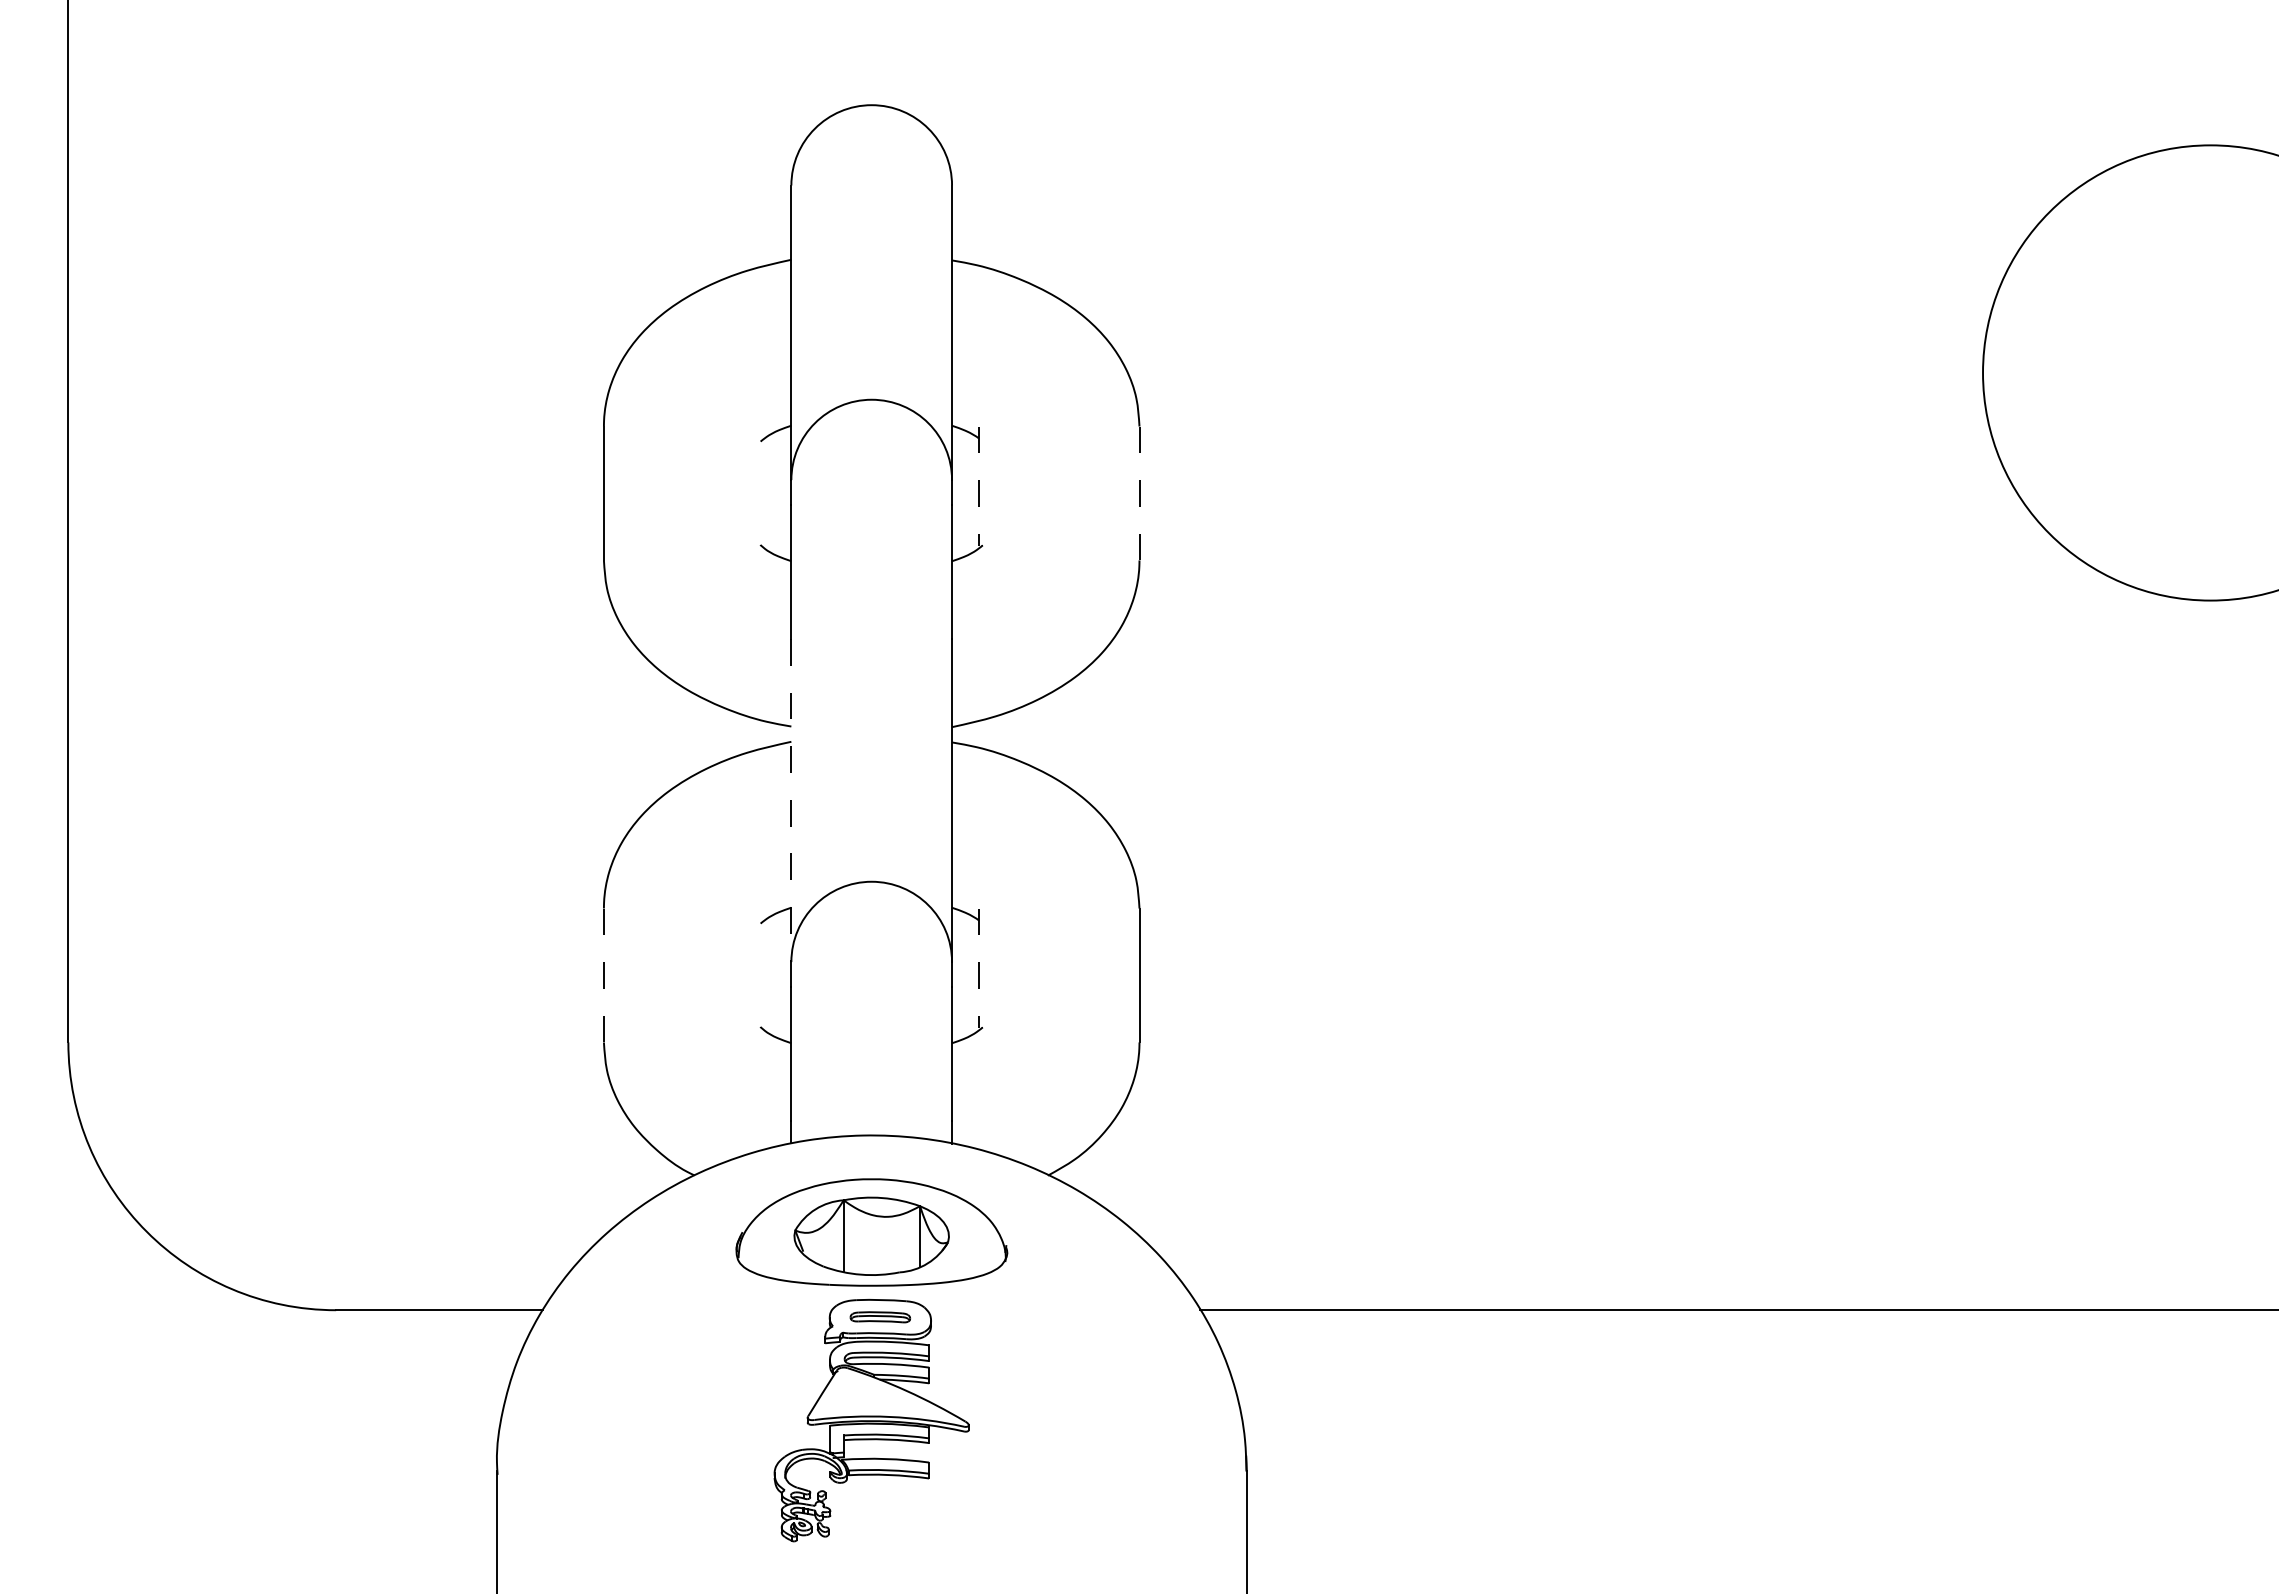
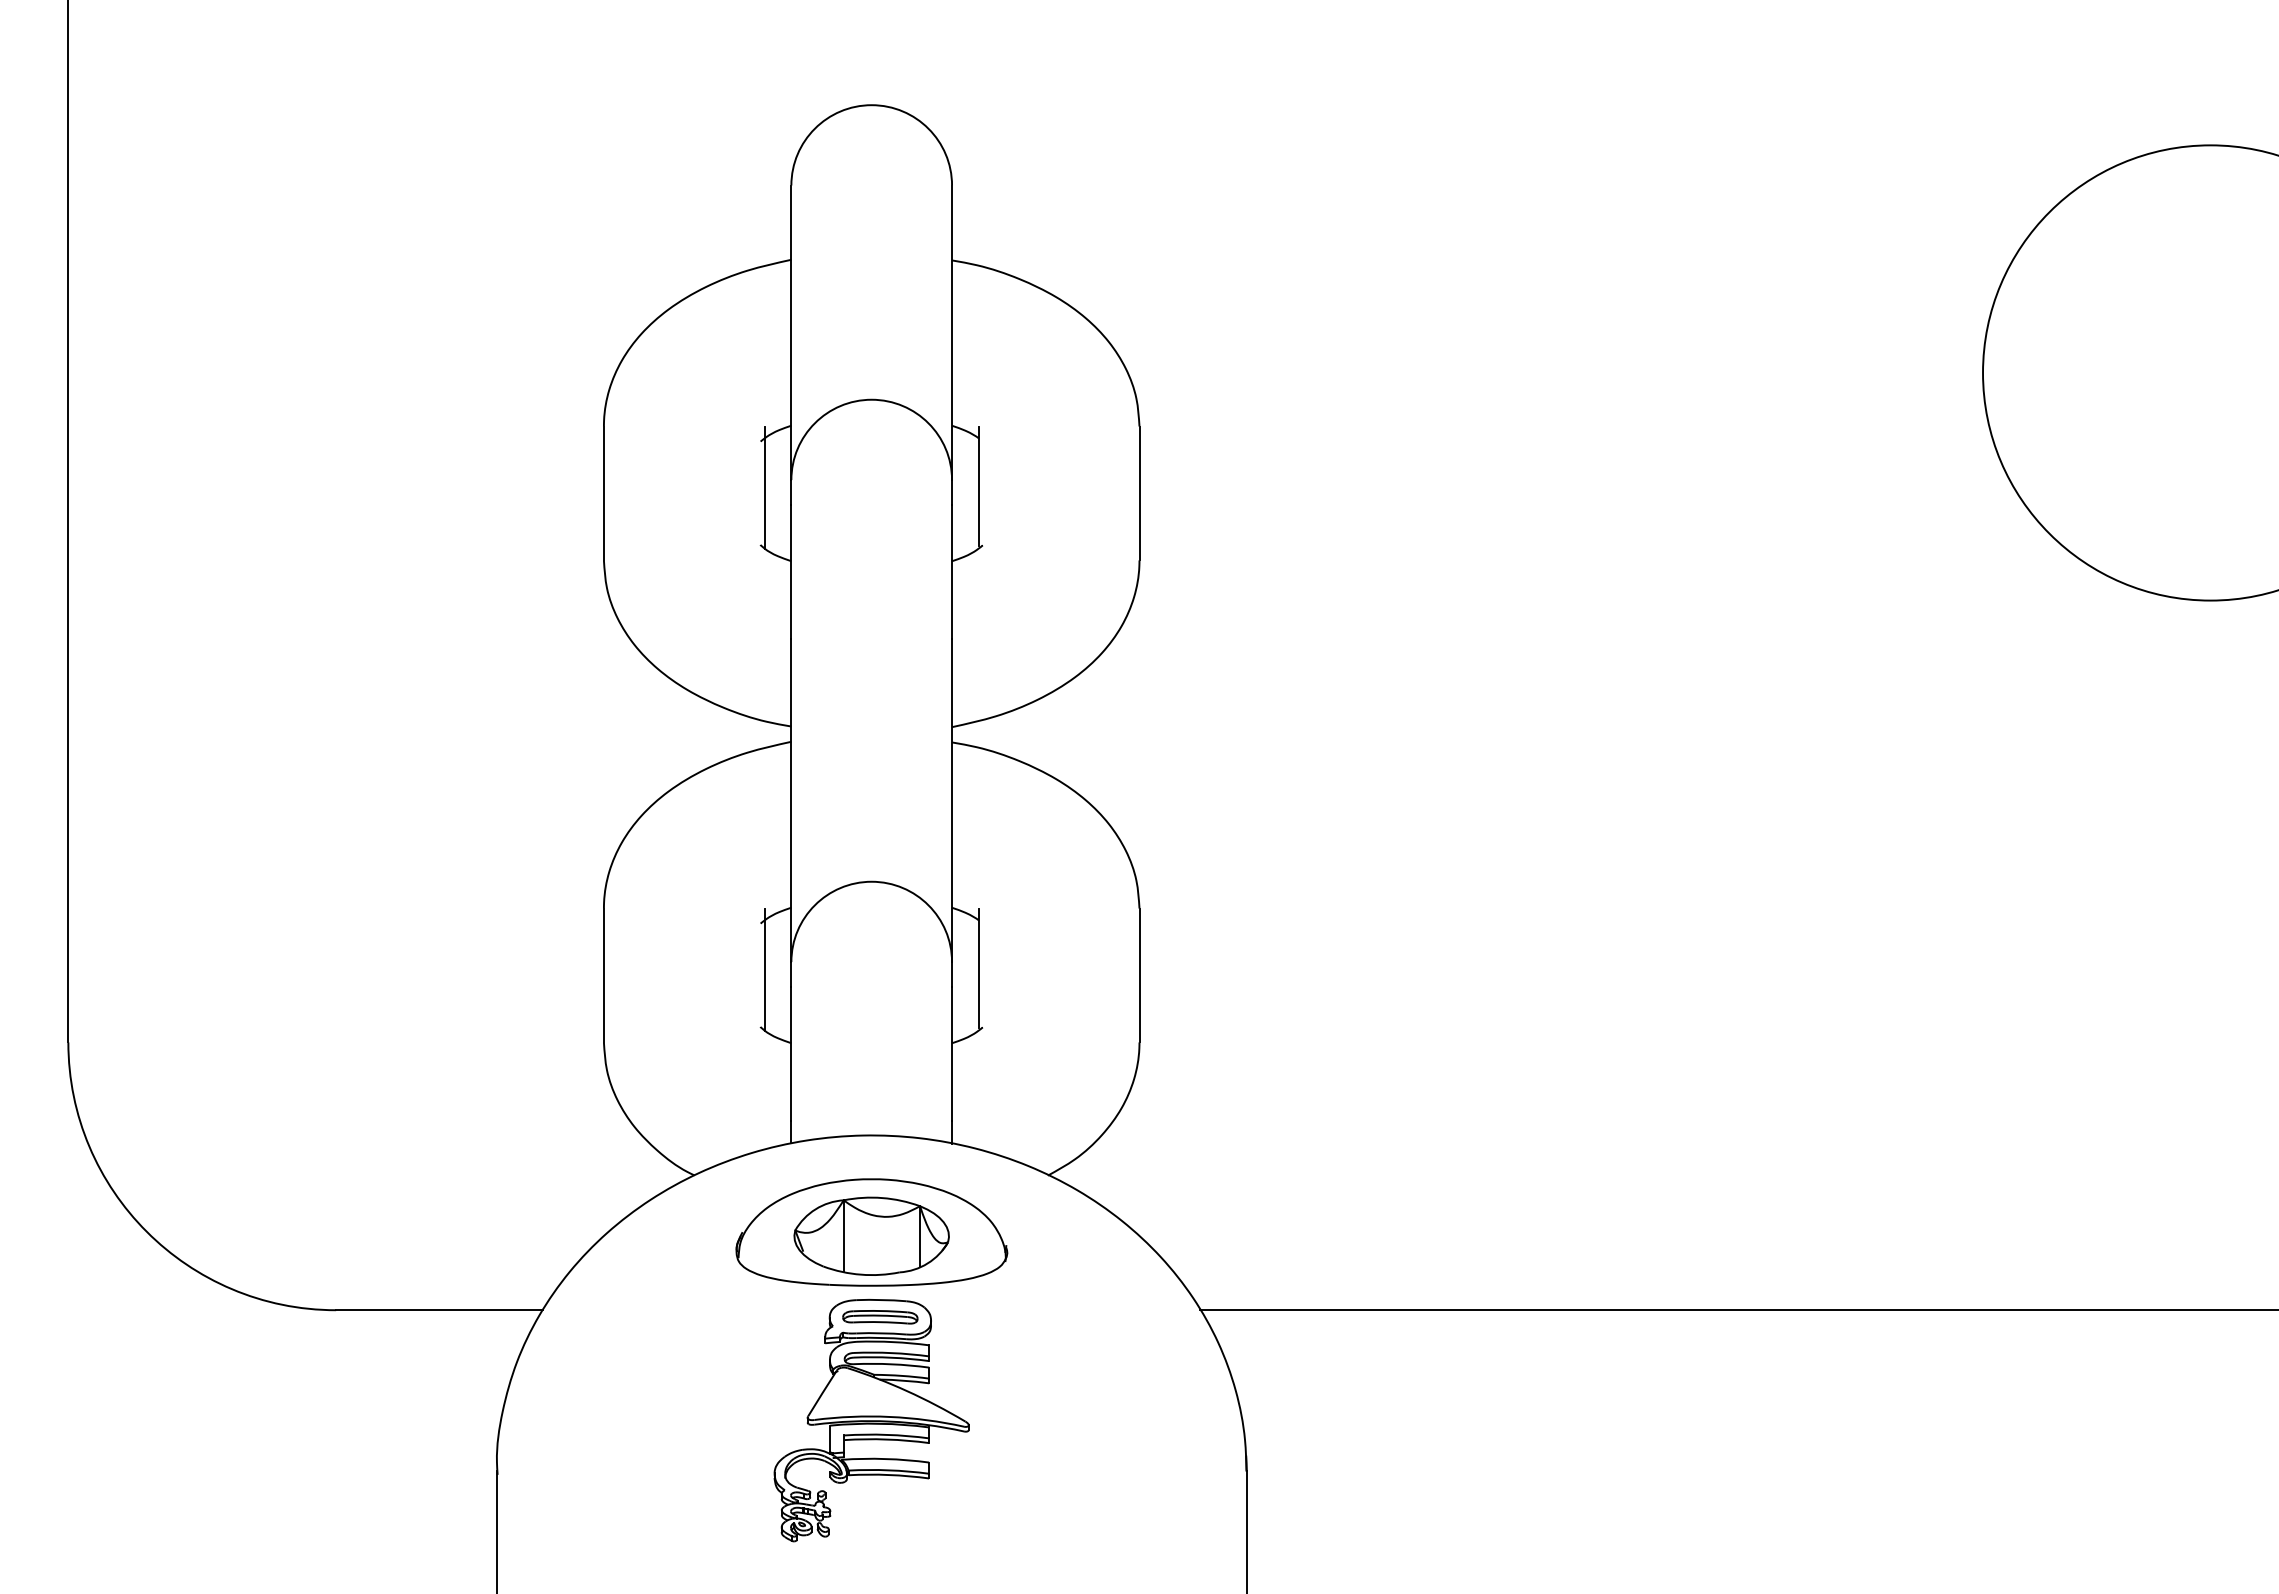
line: dashed -> solid (978, 486)
line: none -> present (764, 487)
line: dashed -> solid (1139, 493)
line: dashed -> solid (791, 801)
line: dashed -> solid (978, 968)
line: none -> present (764, 969)
line: dashed -> solid (603, 975)
part size: 63x13 px -> 77x15 px (880, 1317)
